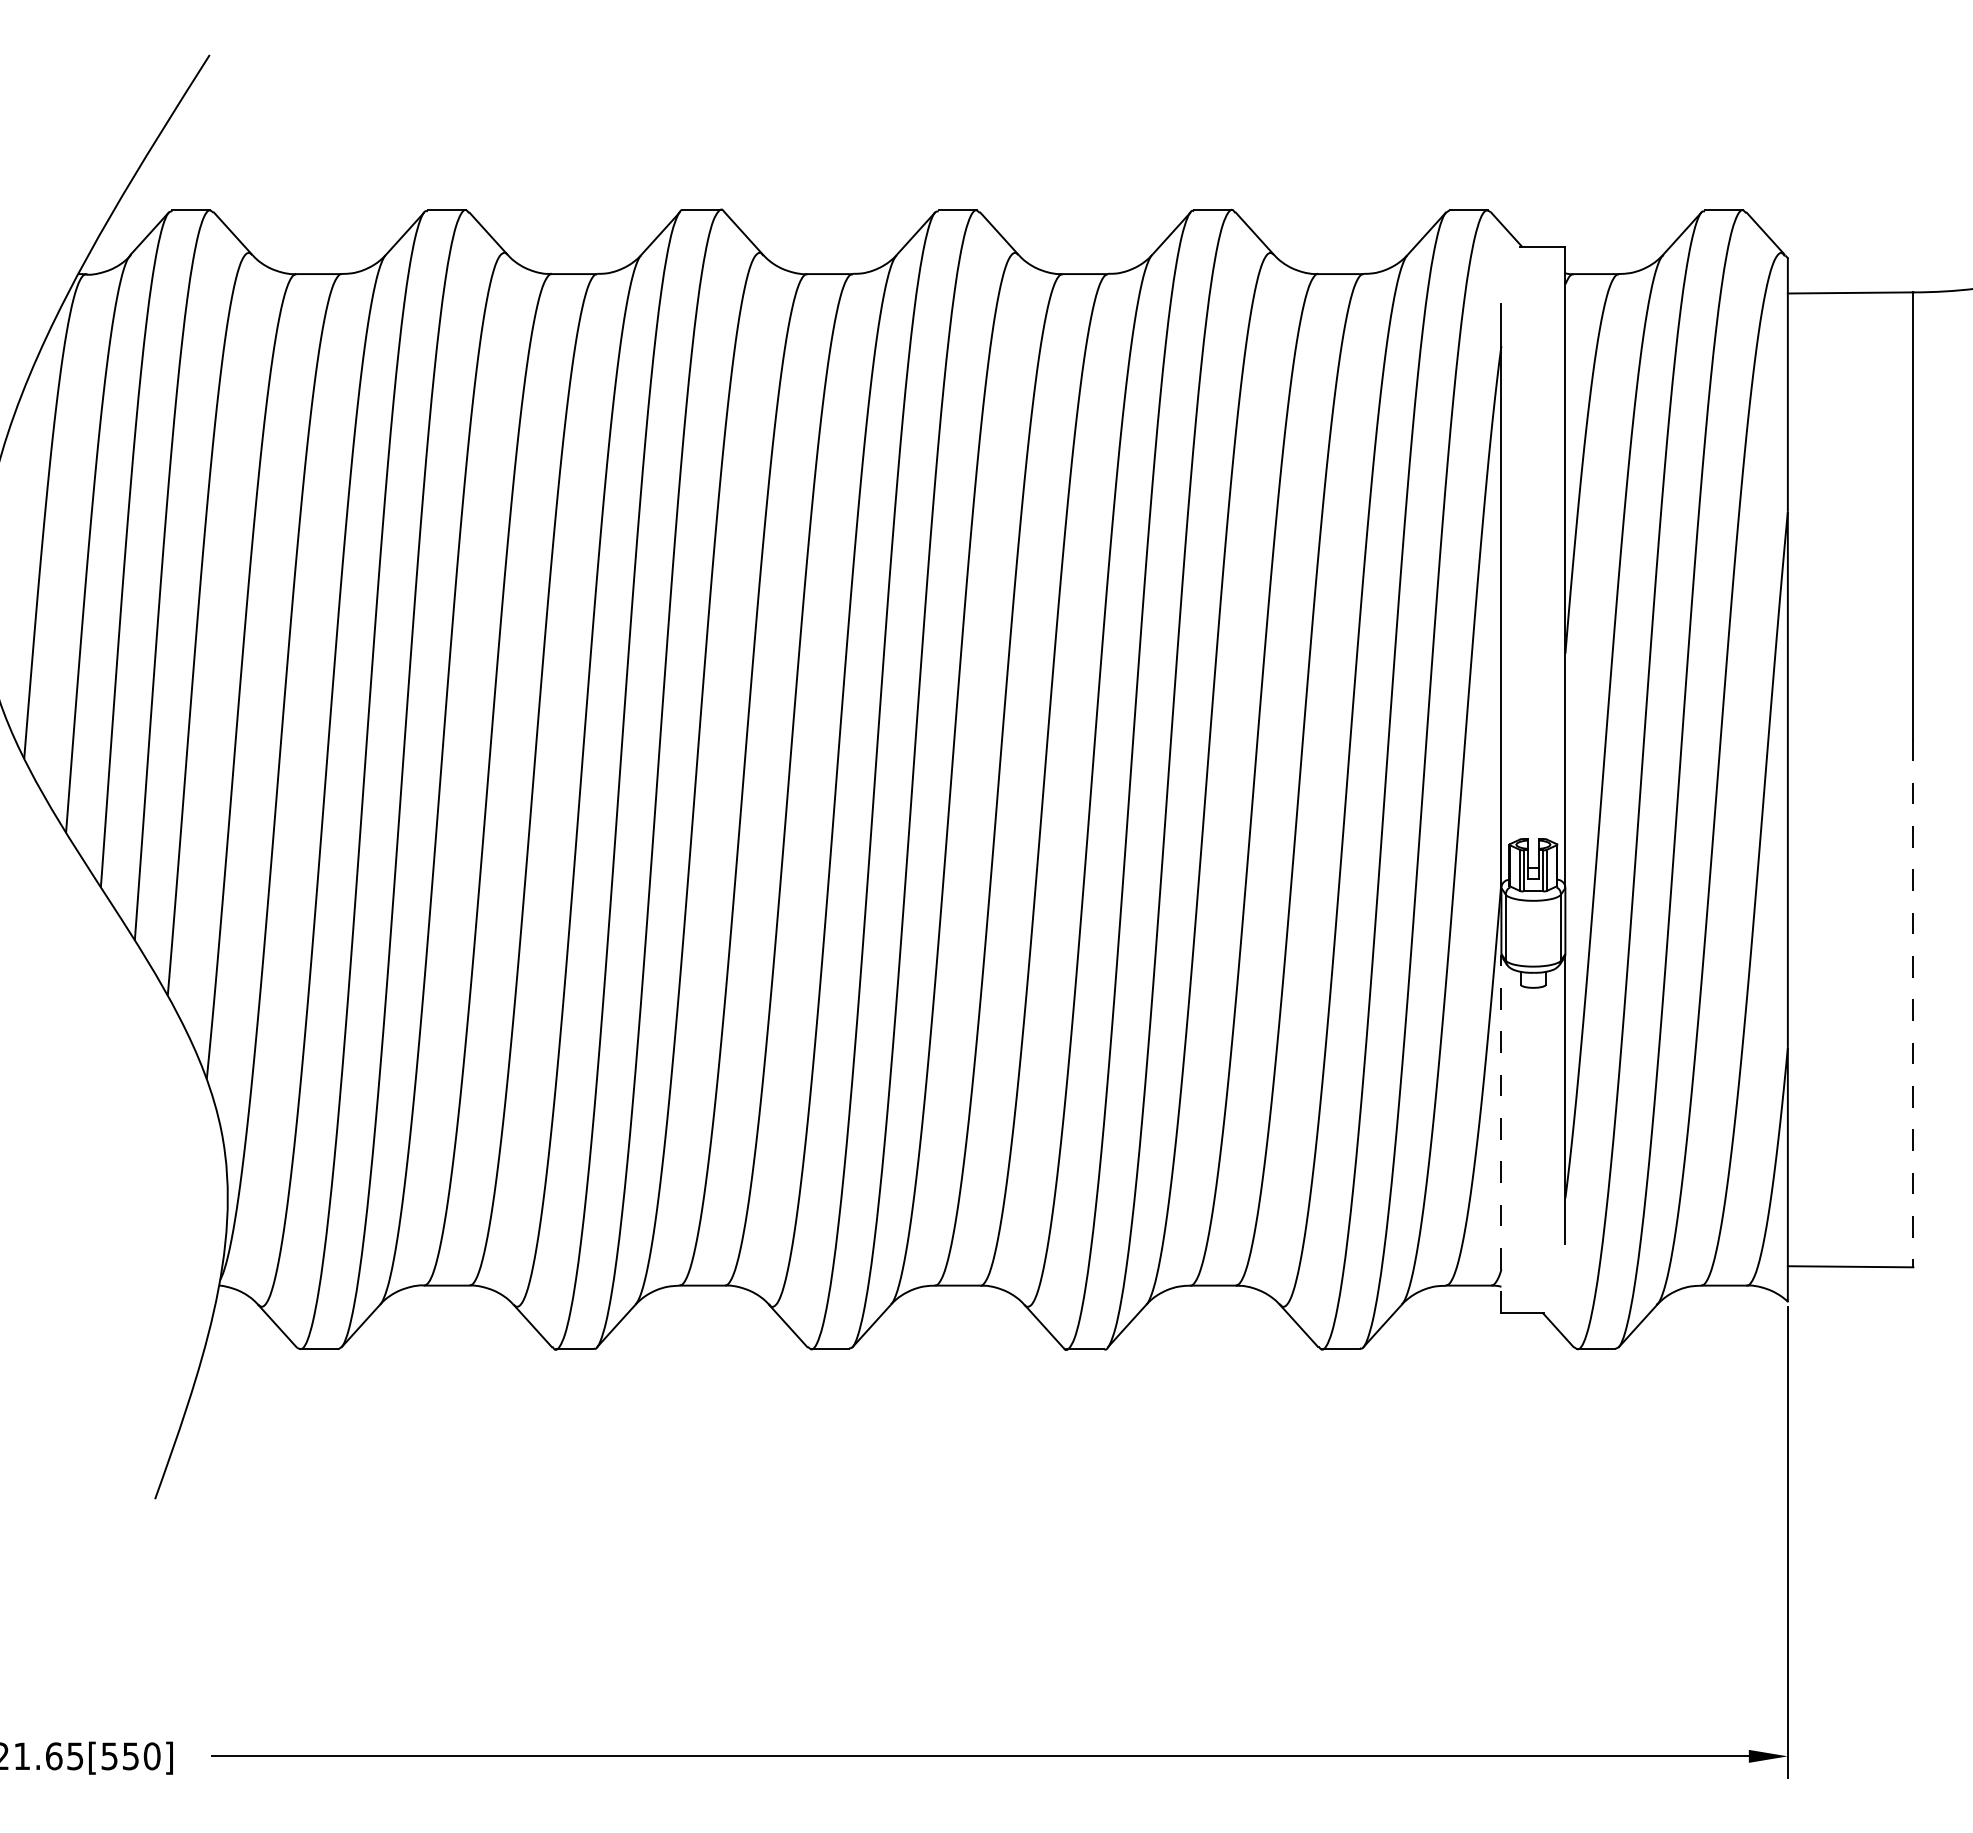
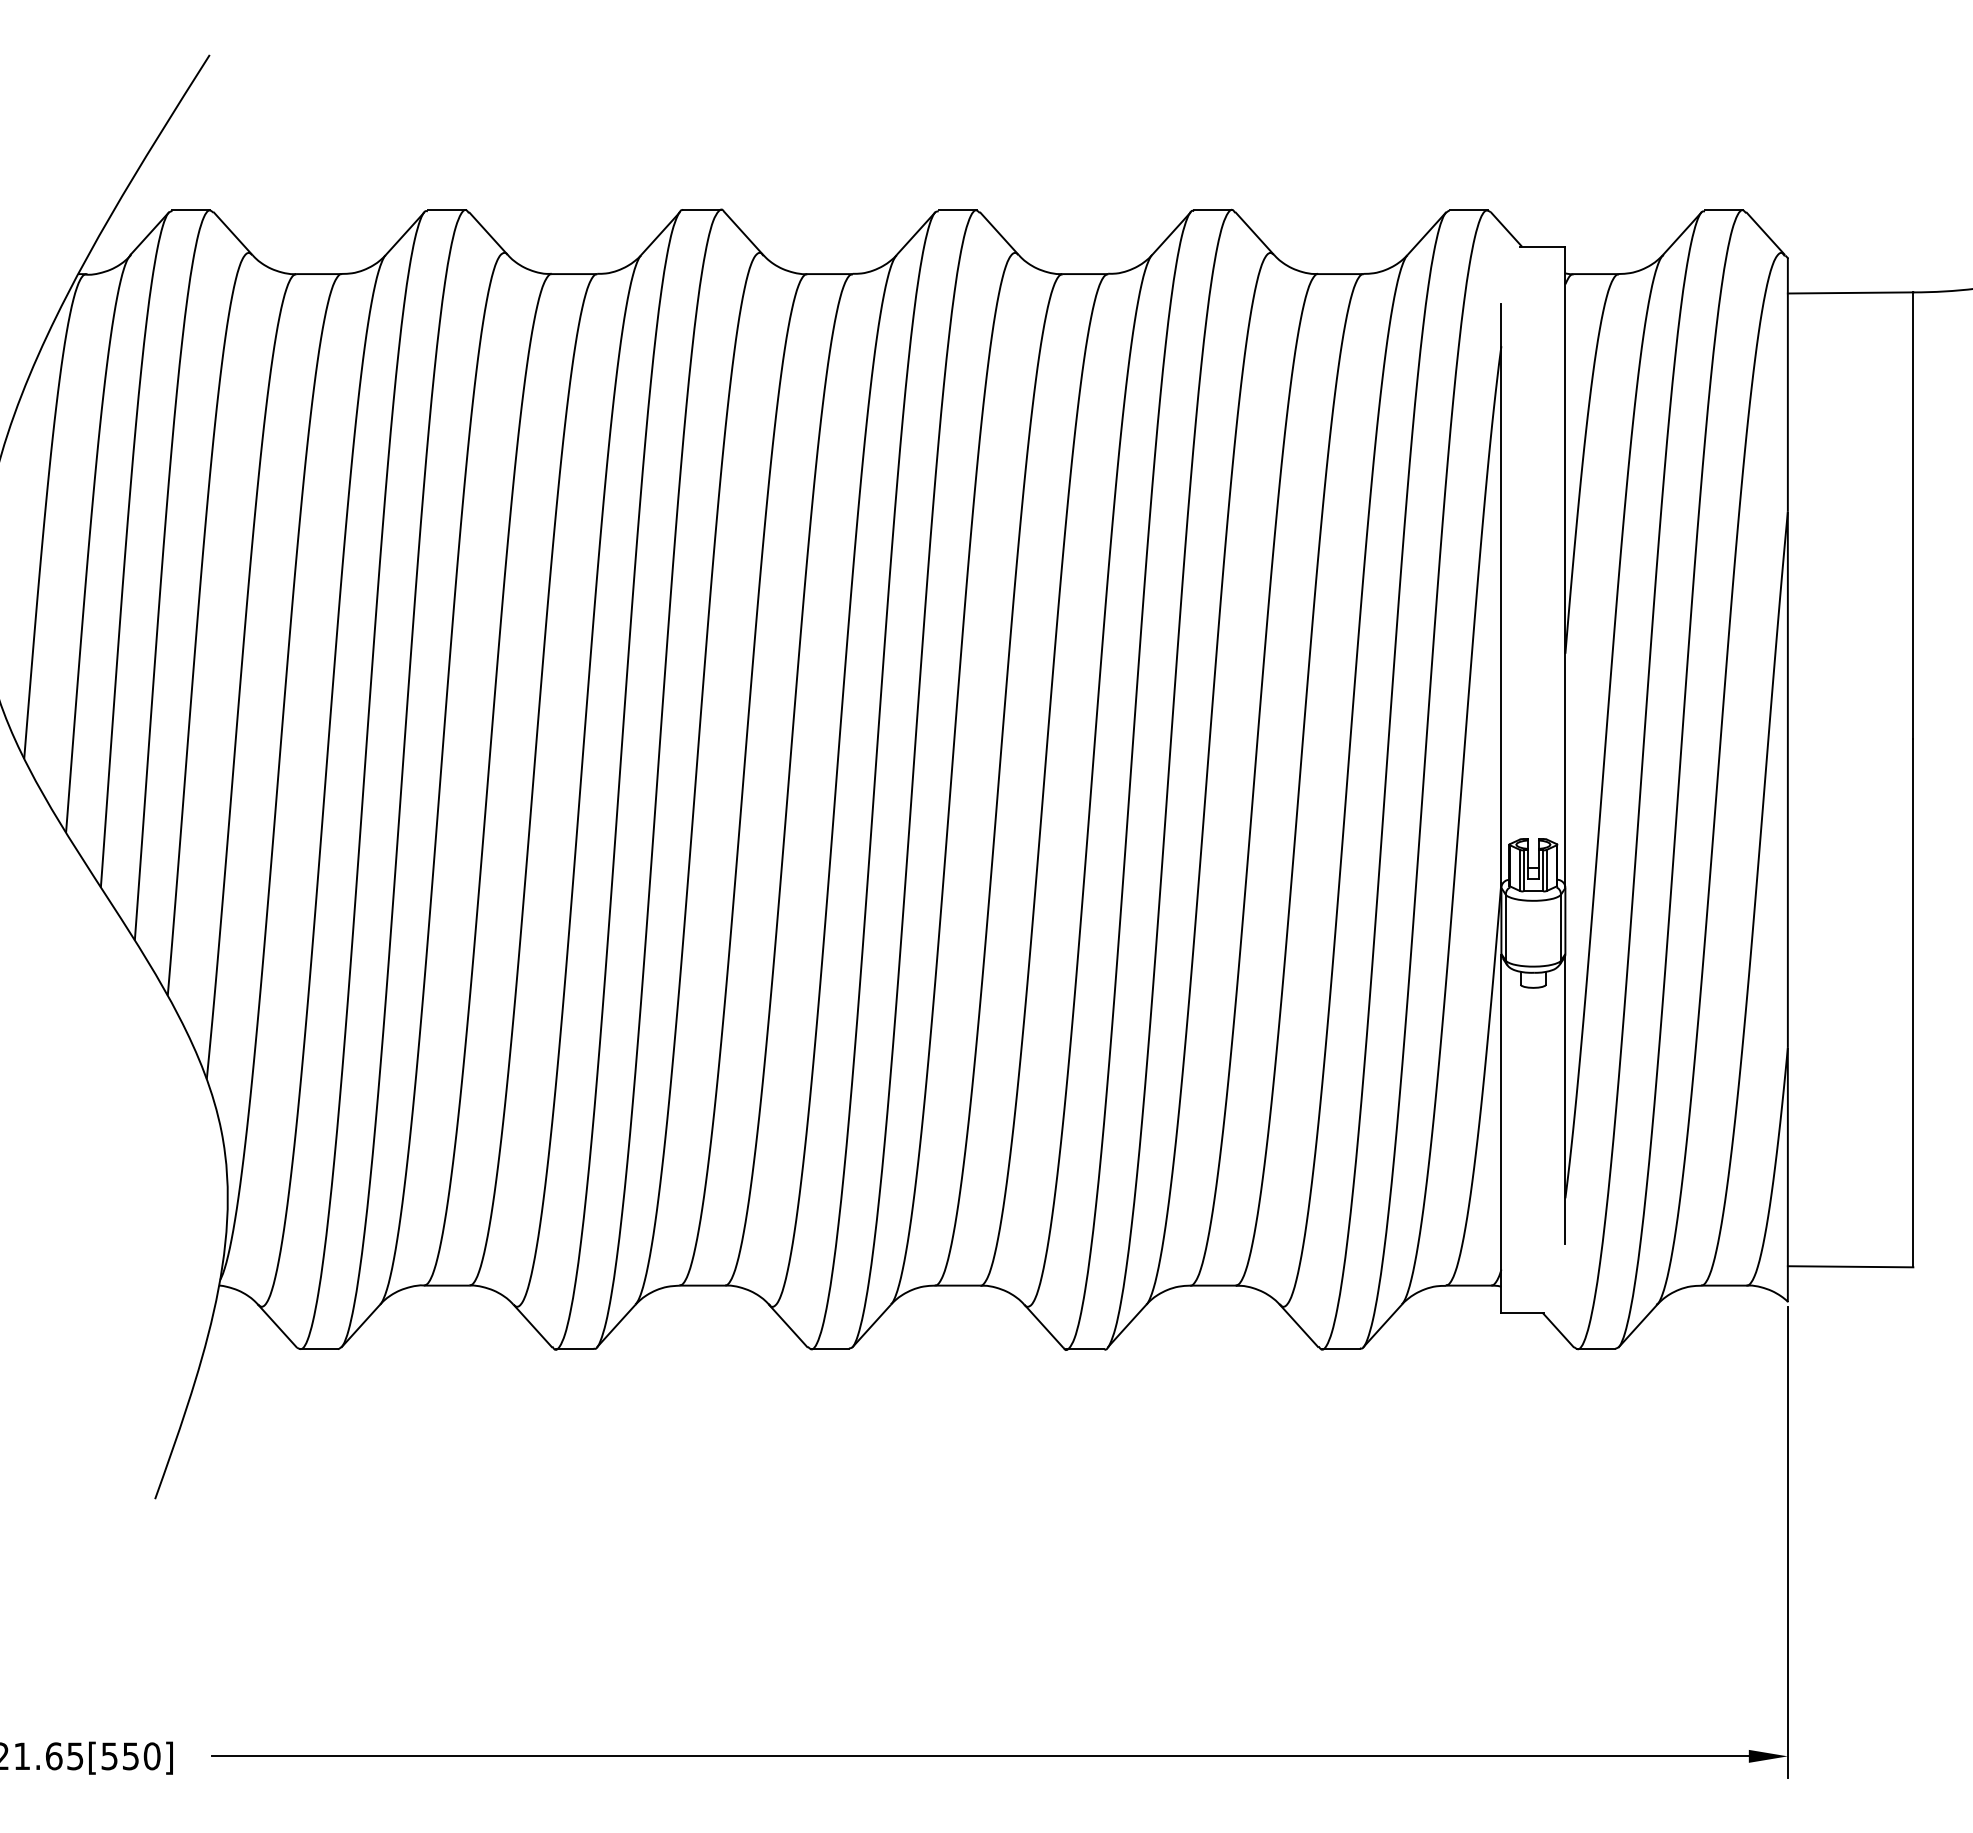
line: dashed -> solid (1913, 1003)
line: dashed -> solid (1501, 1133)
